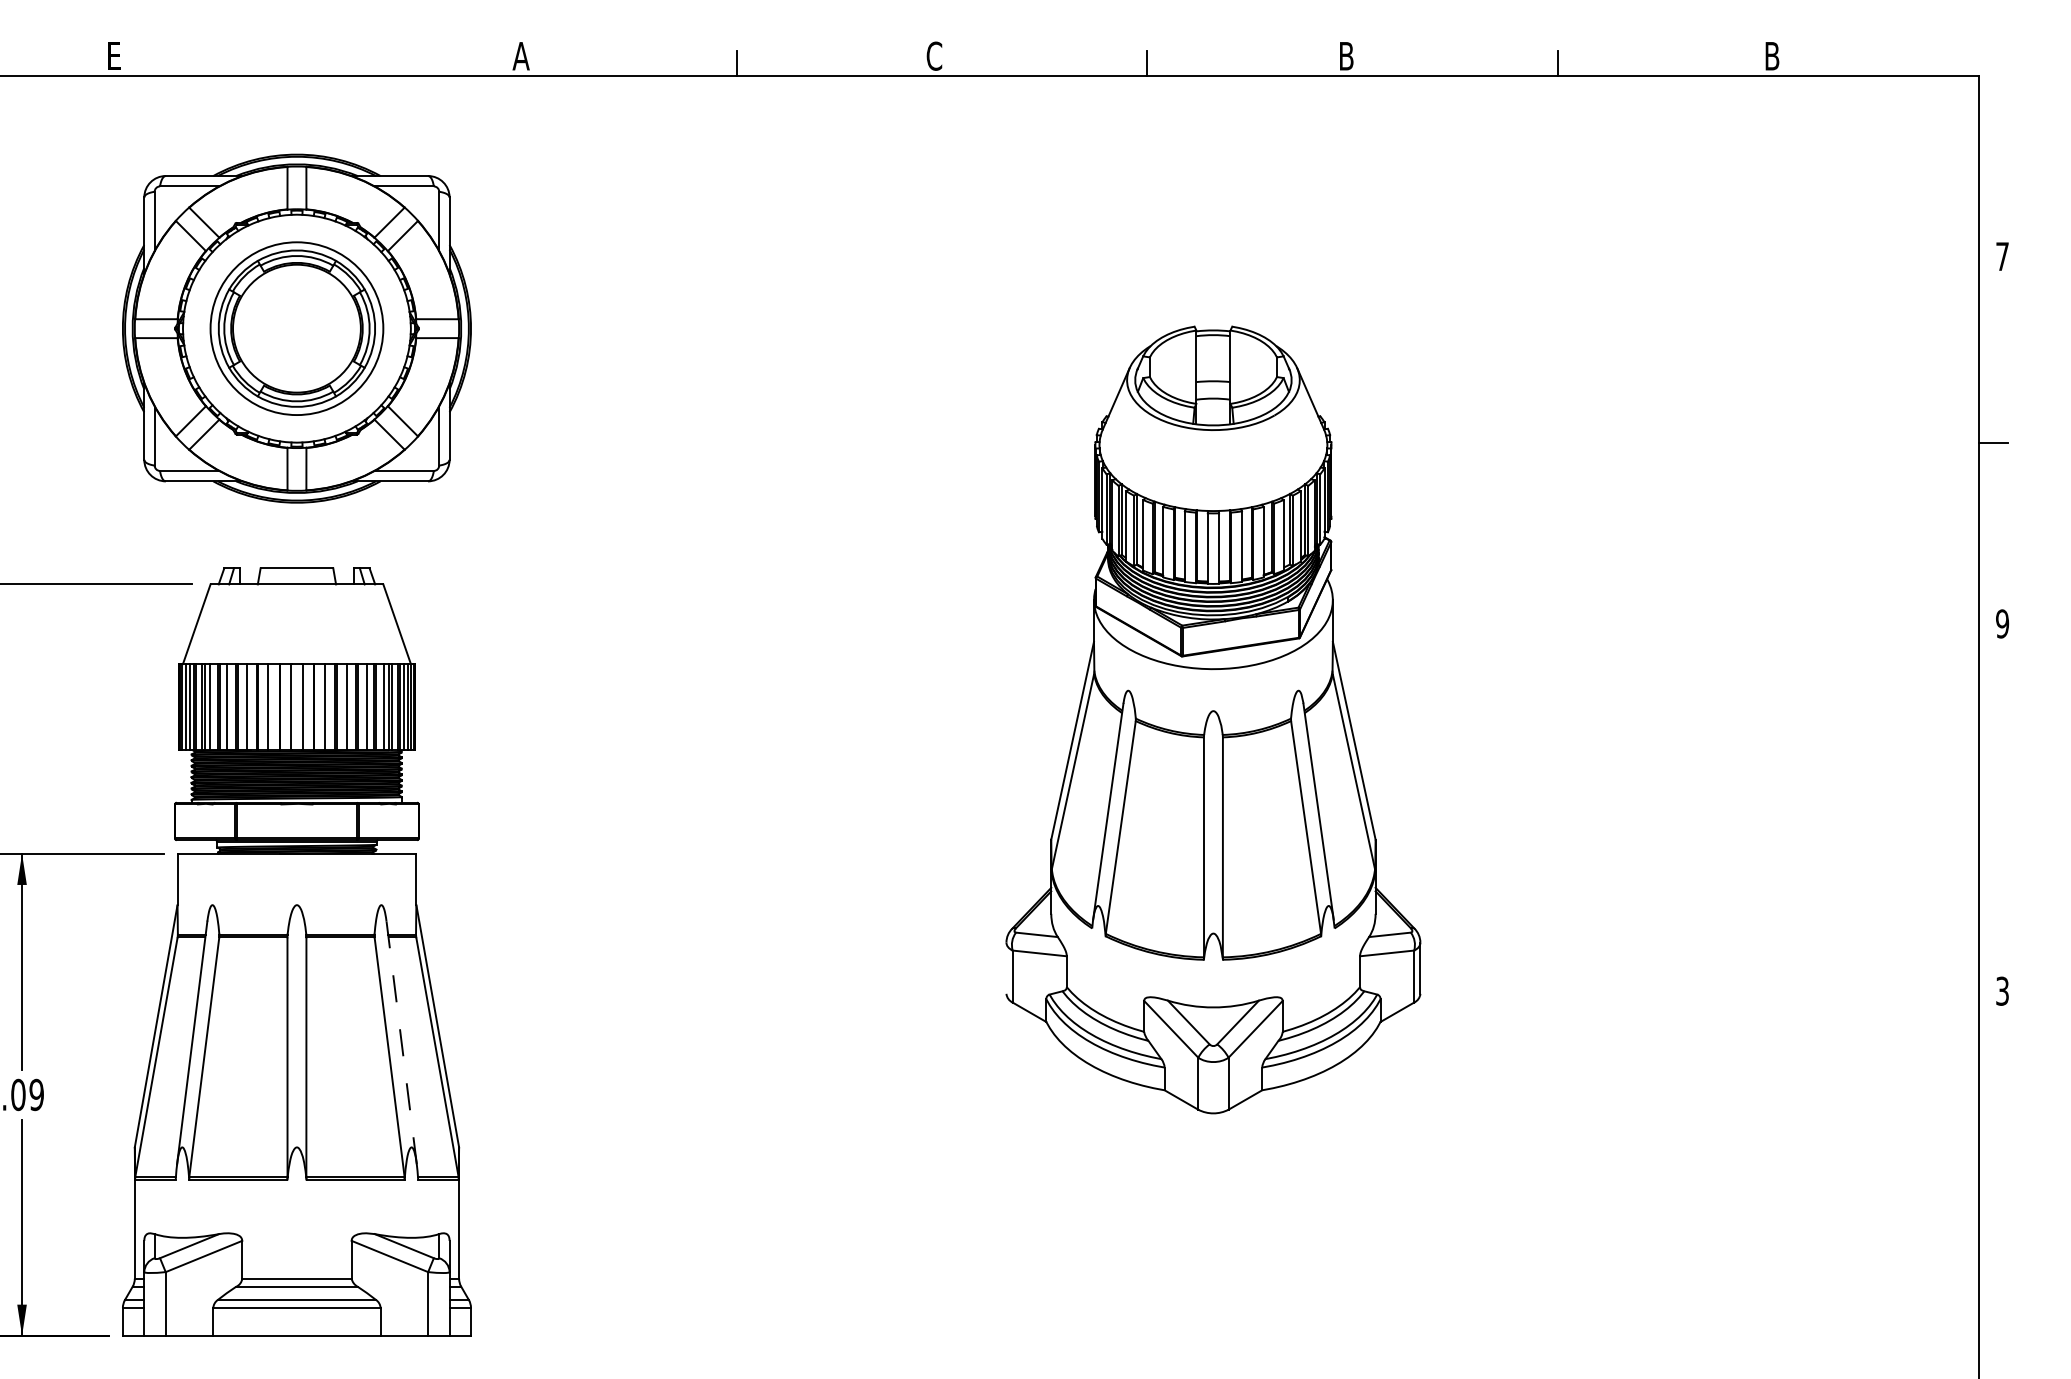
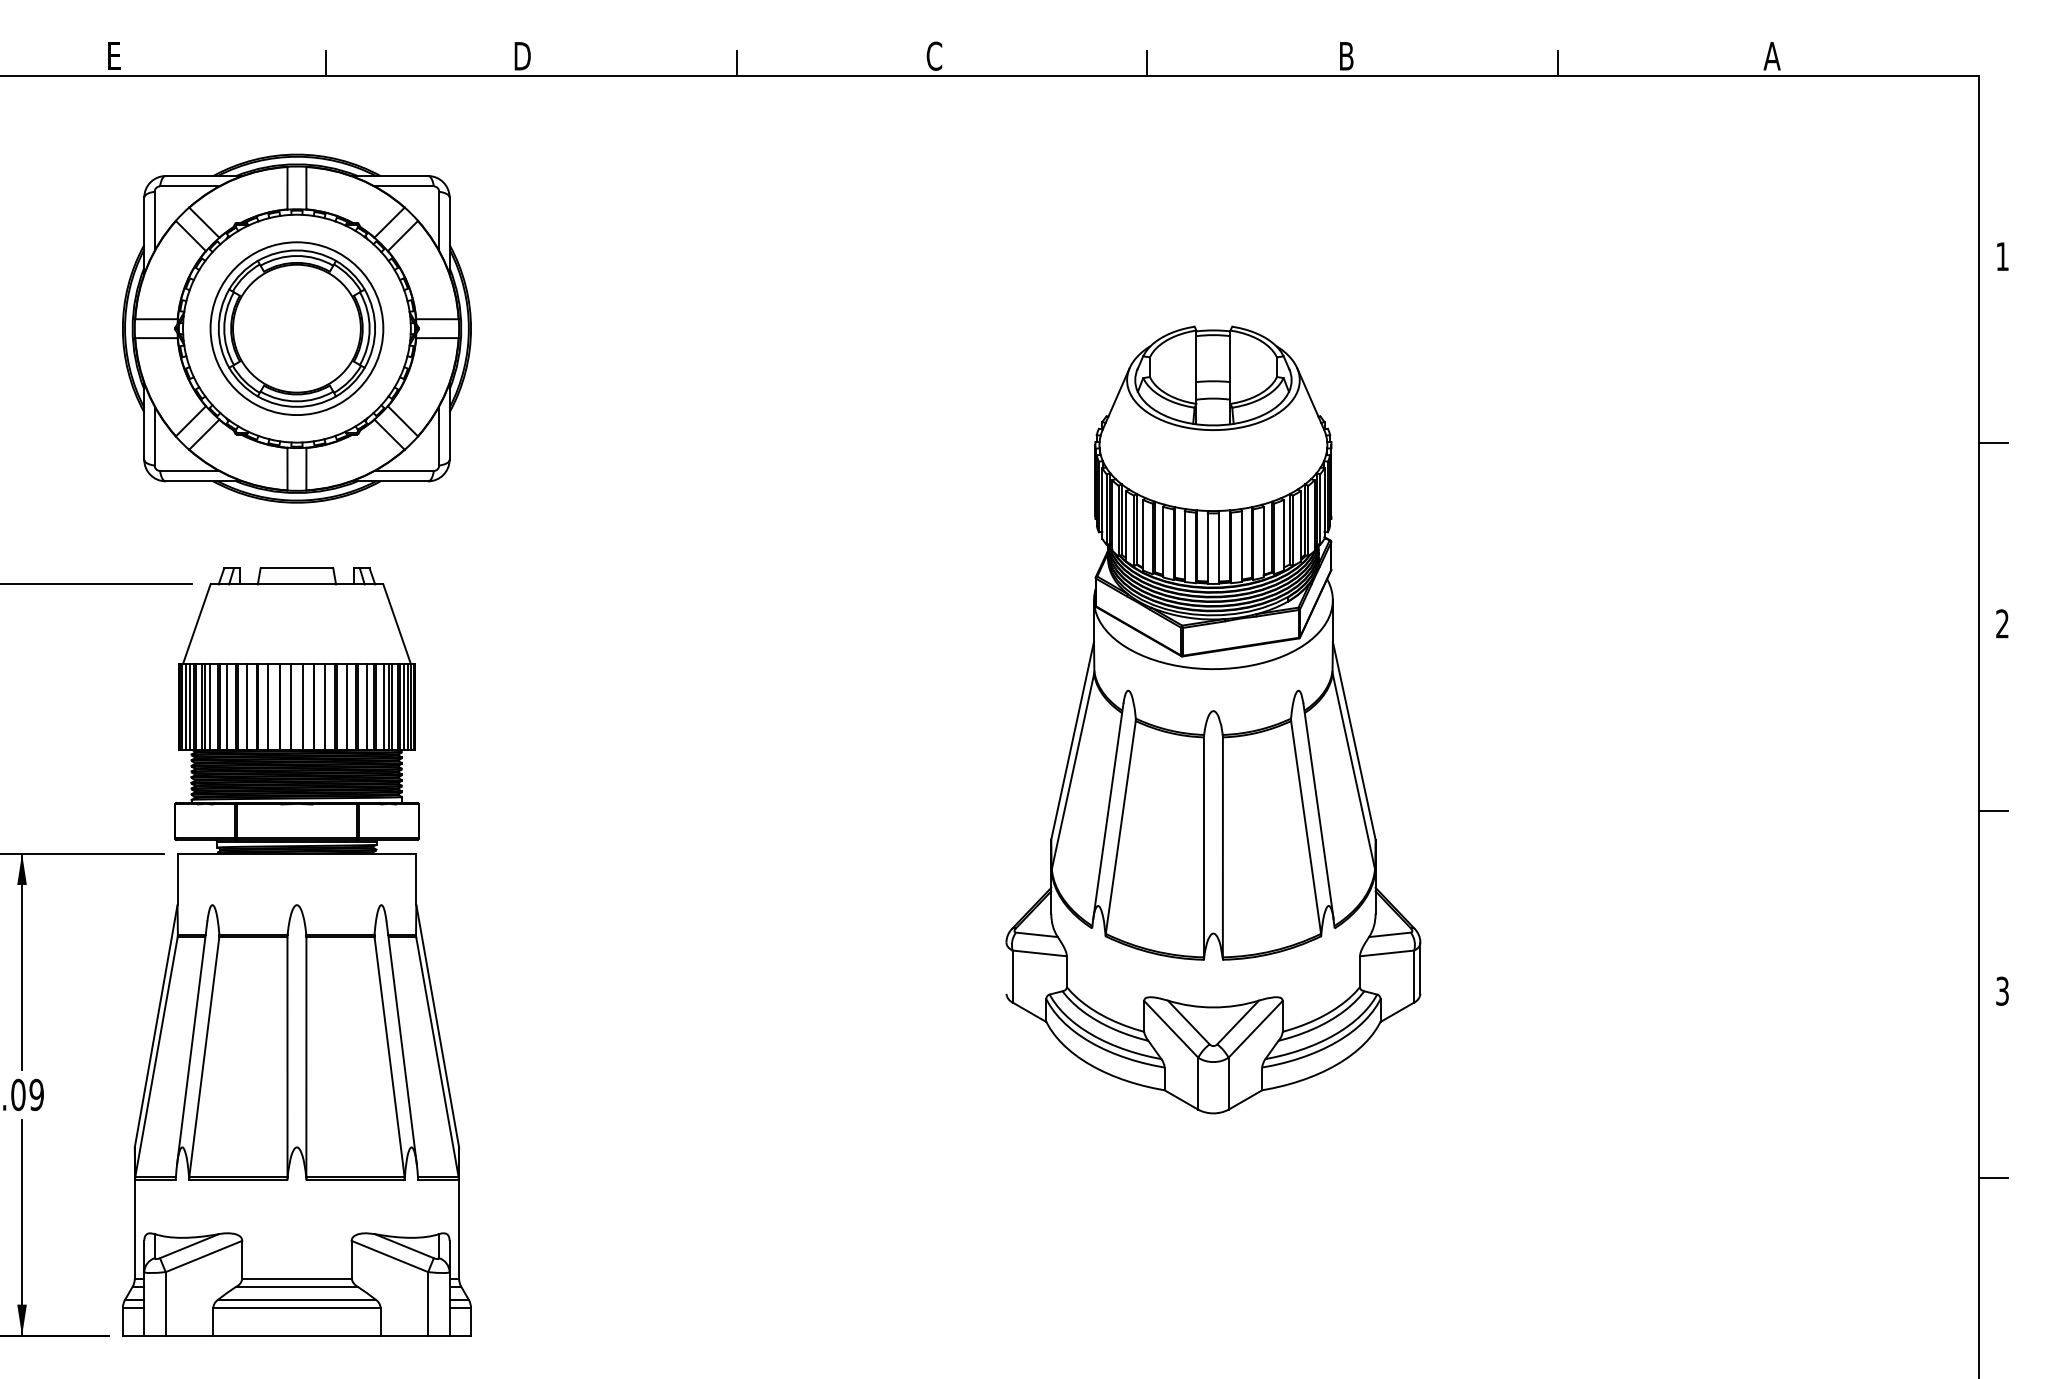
text: A -> D (521, 56)
text: B -> A (1771, 56)
line: none -> present (325, 63)
text: 7 -> 1 (2002, 256)
text: 9 -> 2 (2002, 623)
line: none -> present (1993, 810)
line: dashed -> solid (401, 1042)
line: none -> present (1993, 1178)
